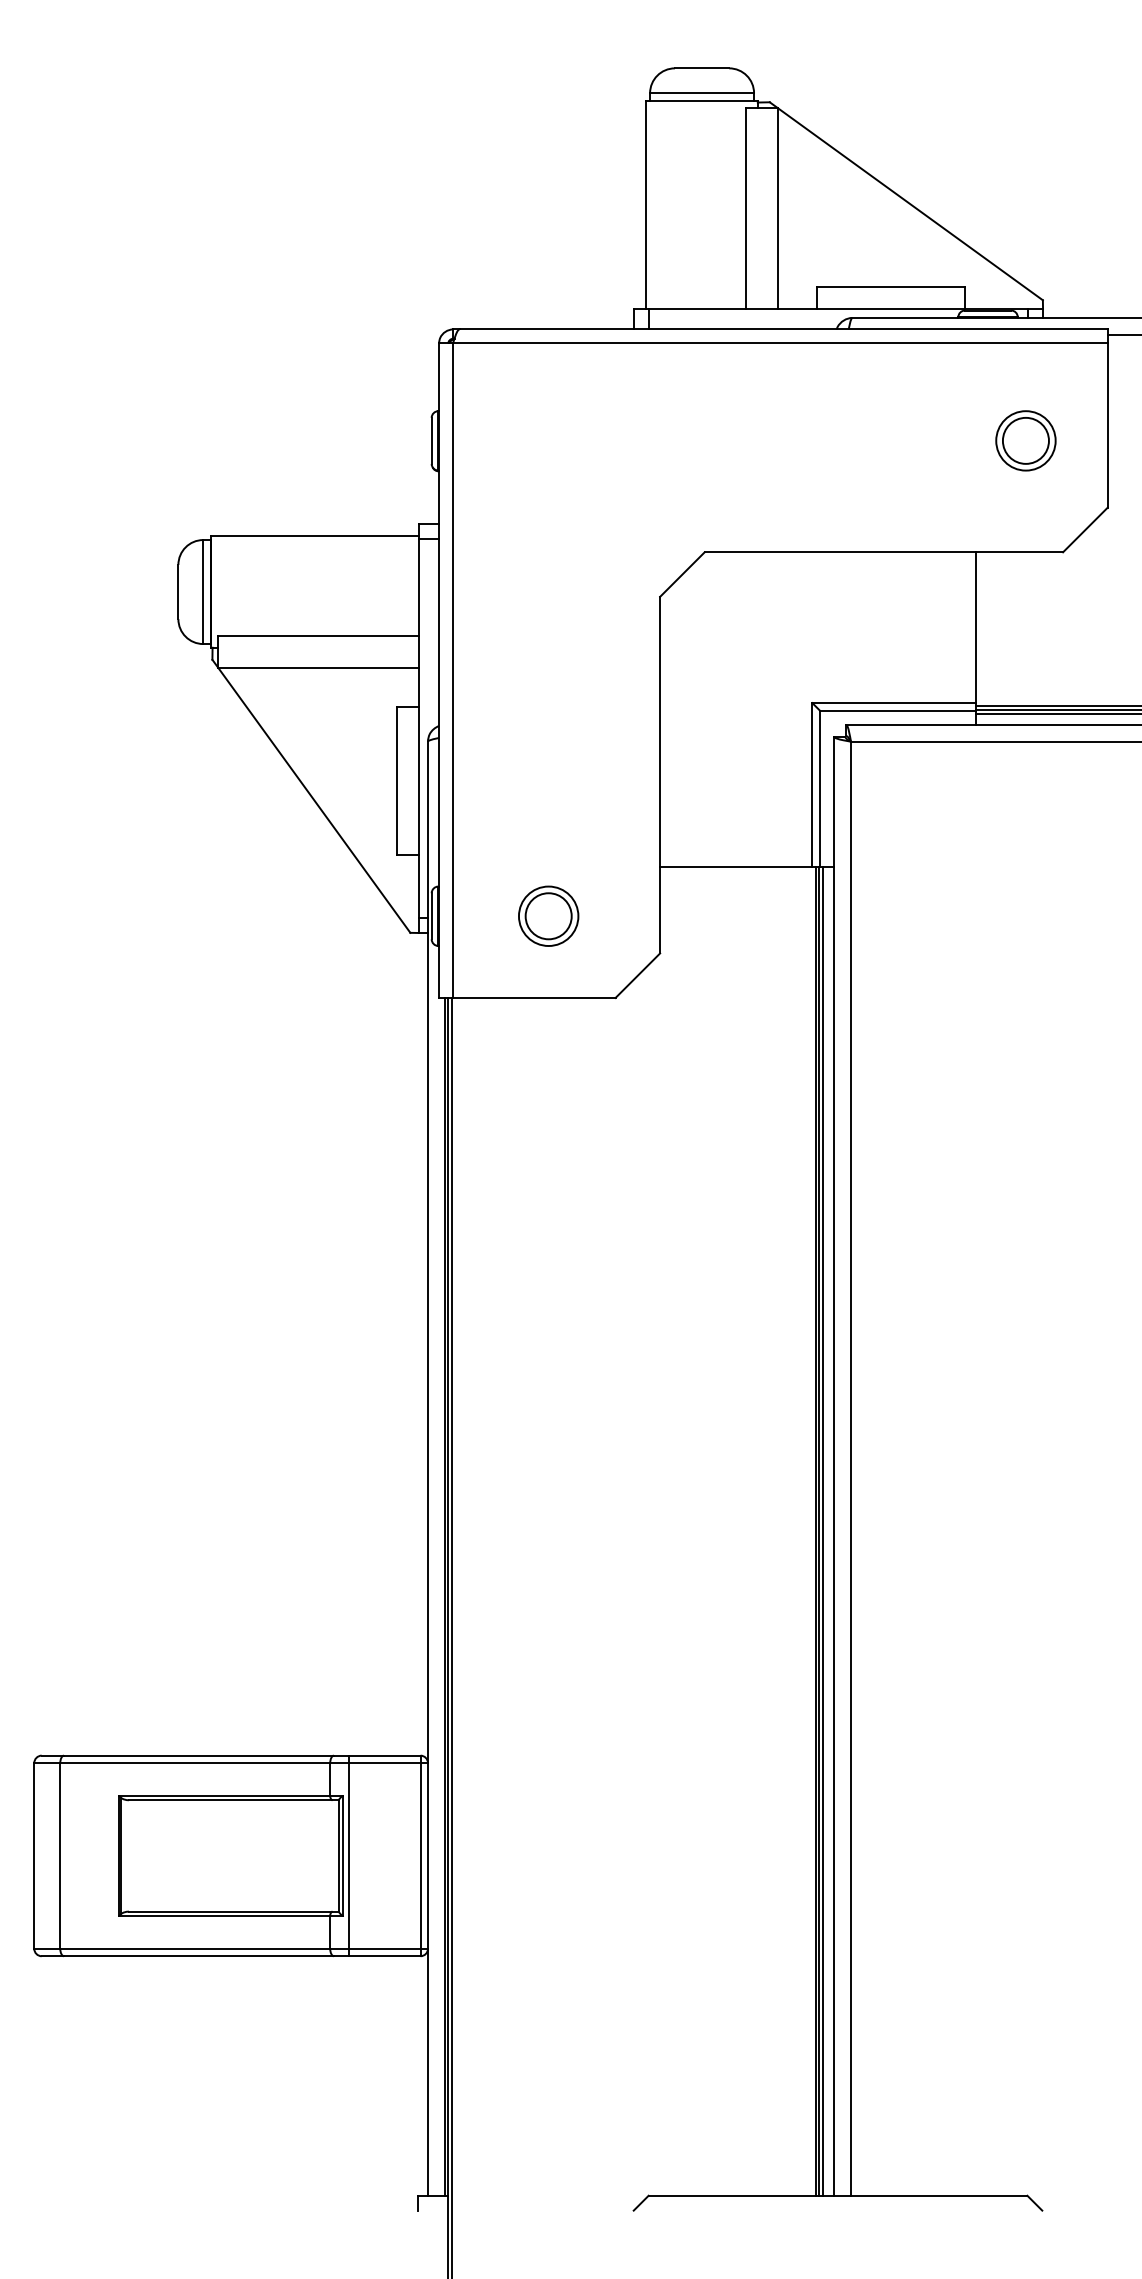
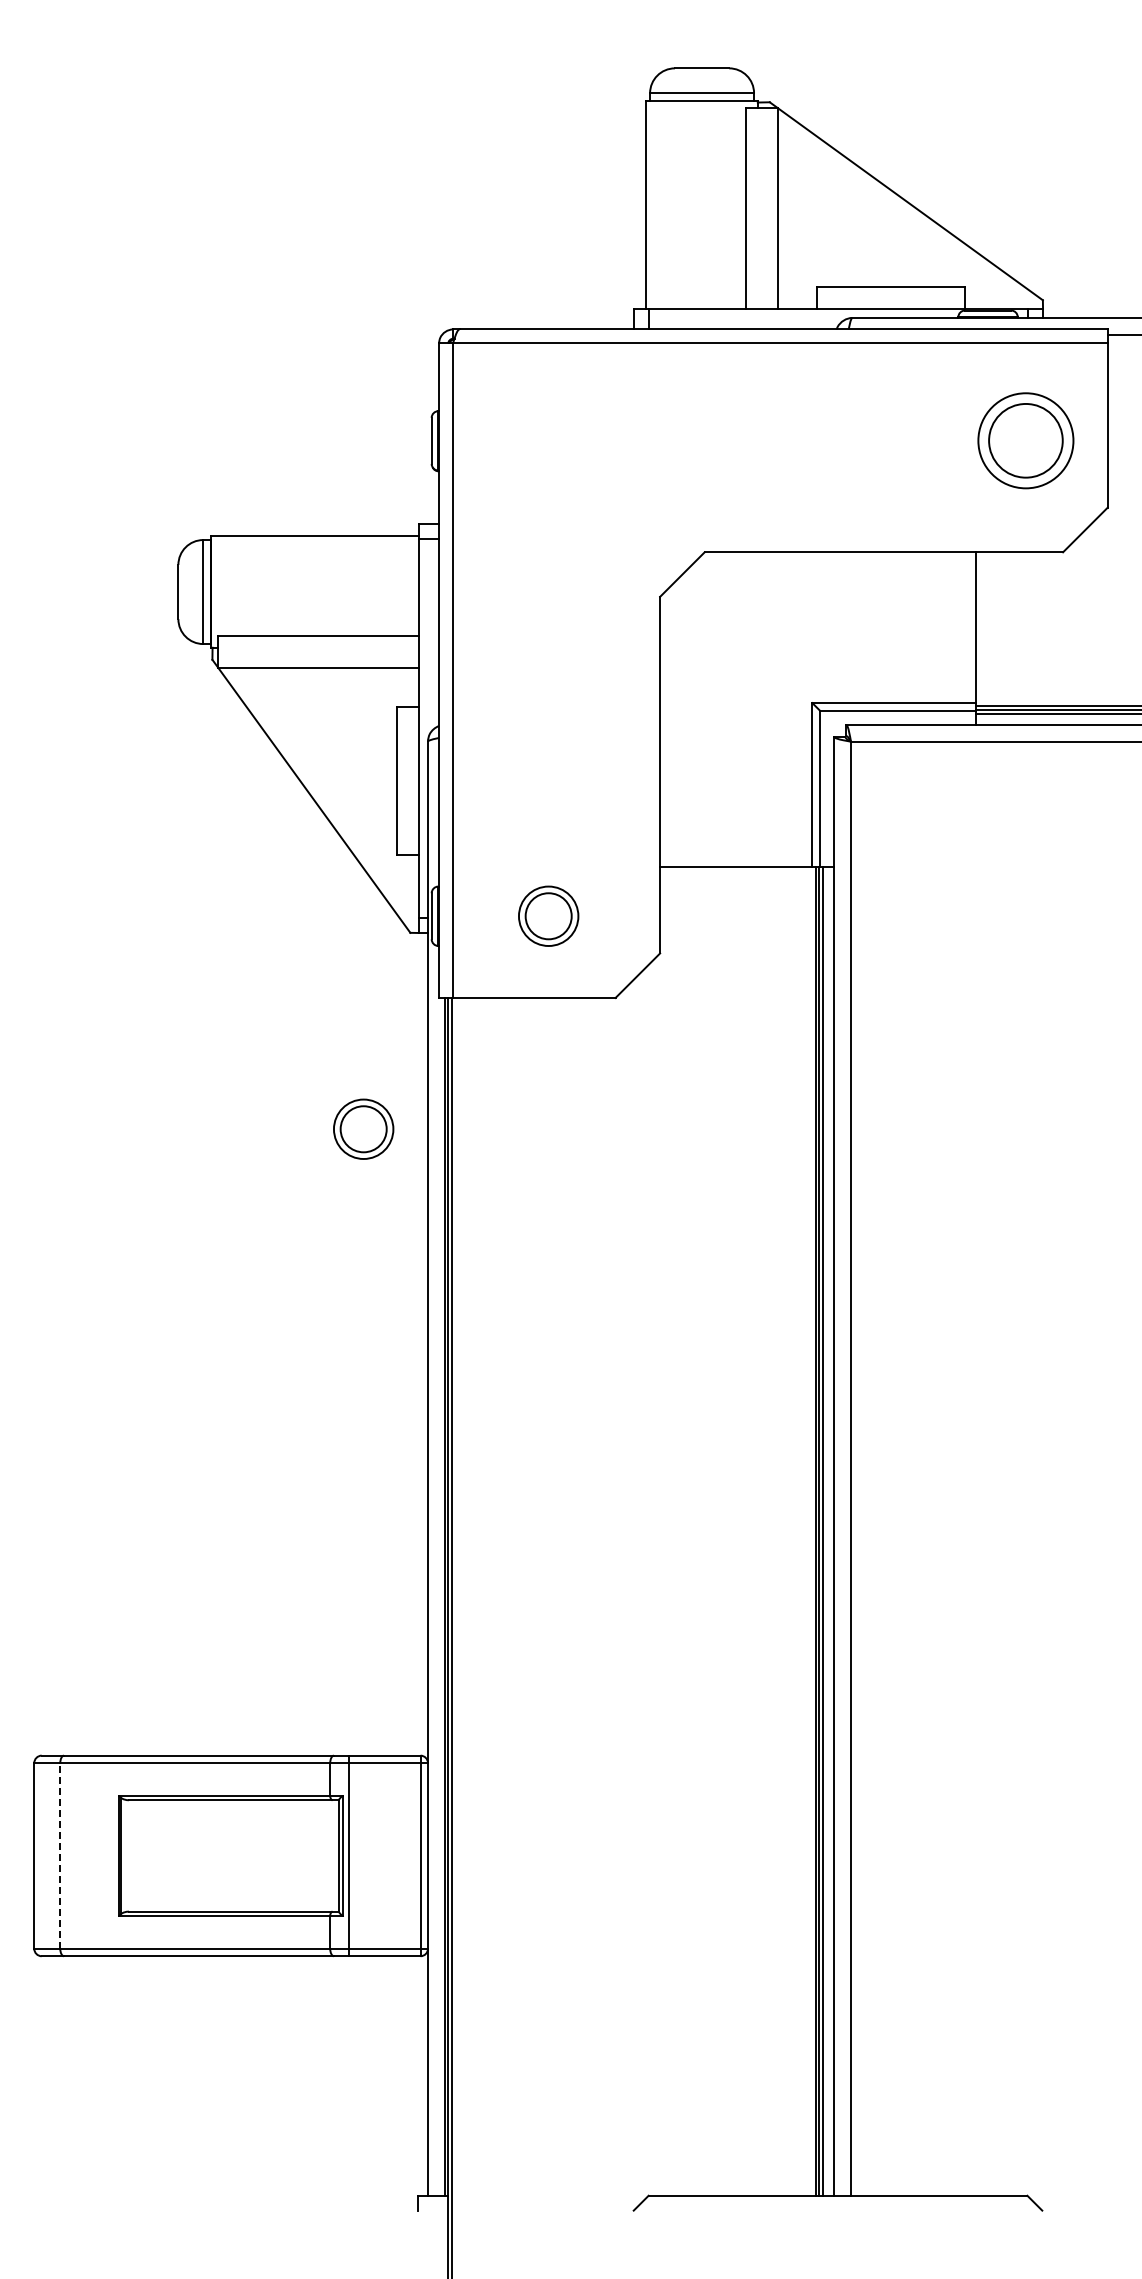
part size: 62x62 px -> 98x98 px (1025, 440)
part: none -> present (363, 1128)
line: solid -> dashed (60, 1855)
